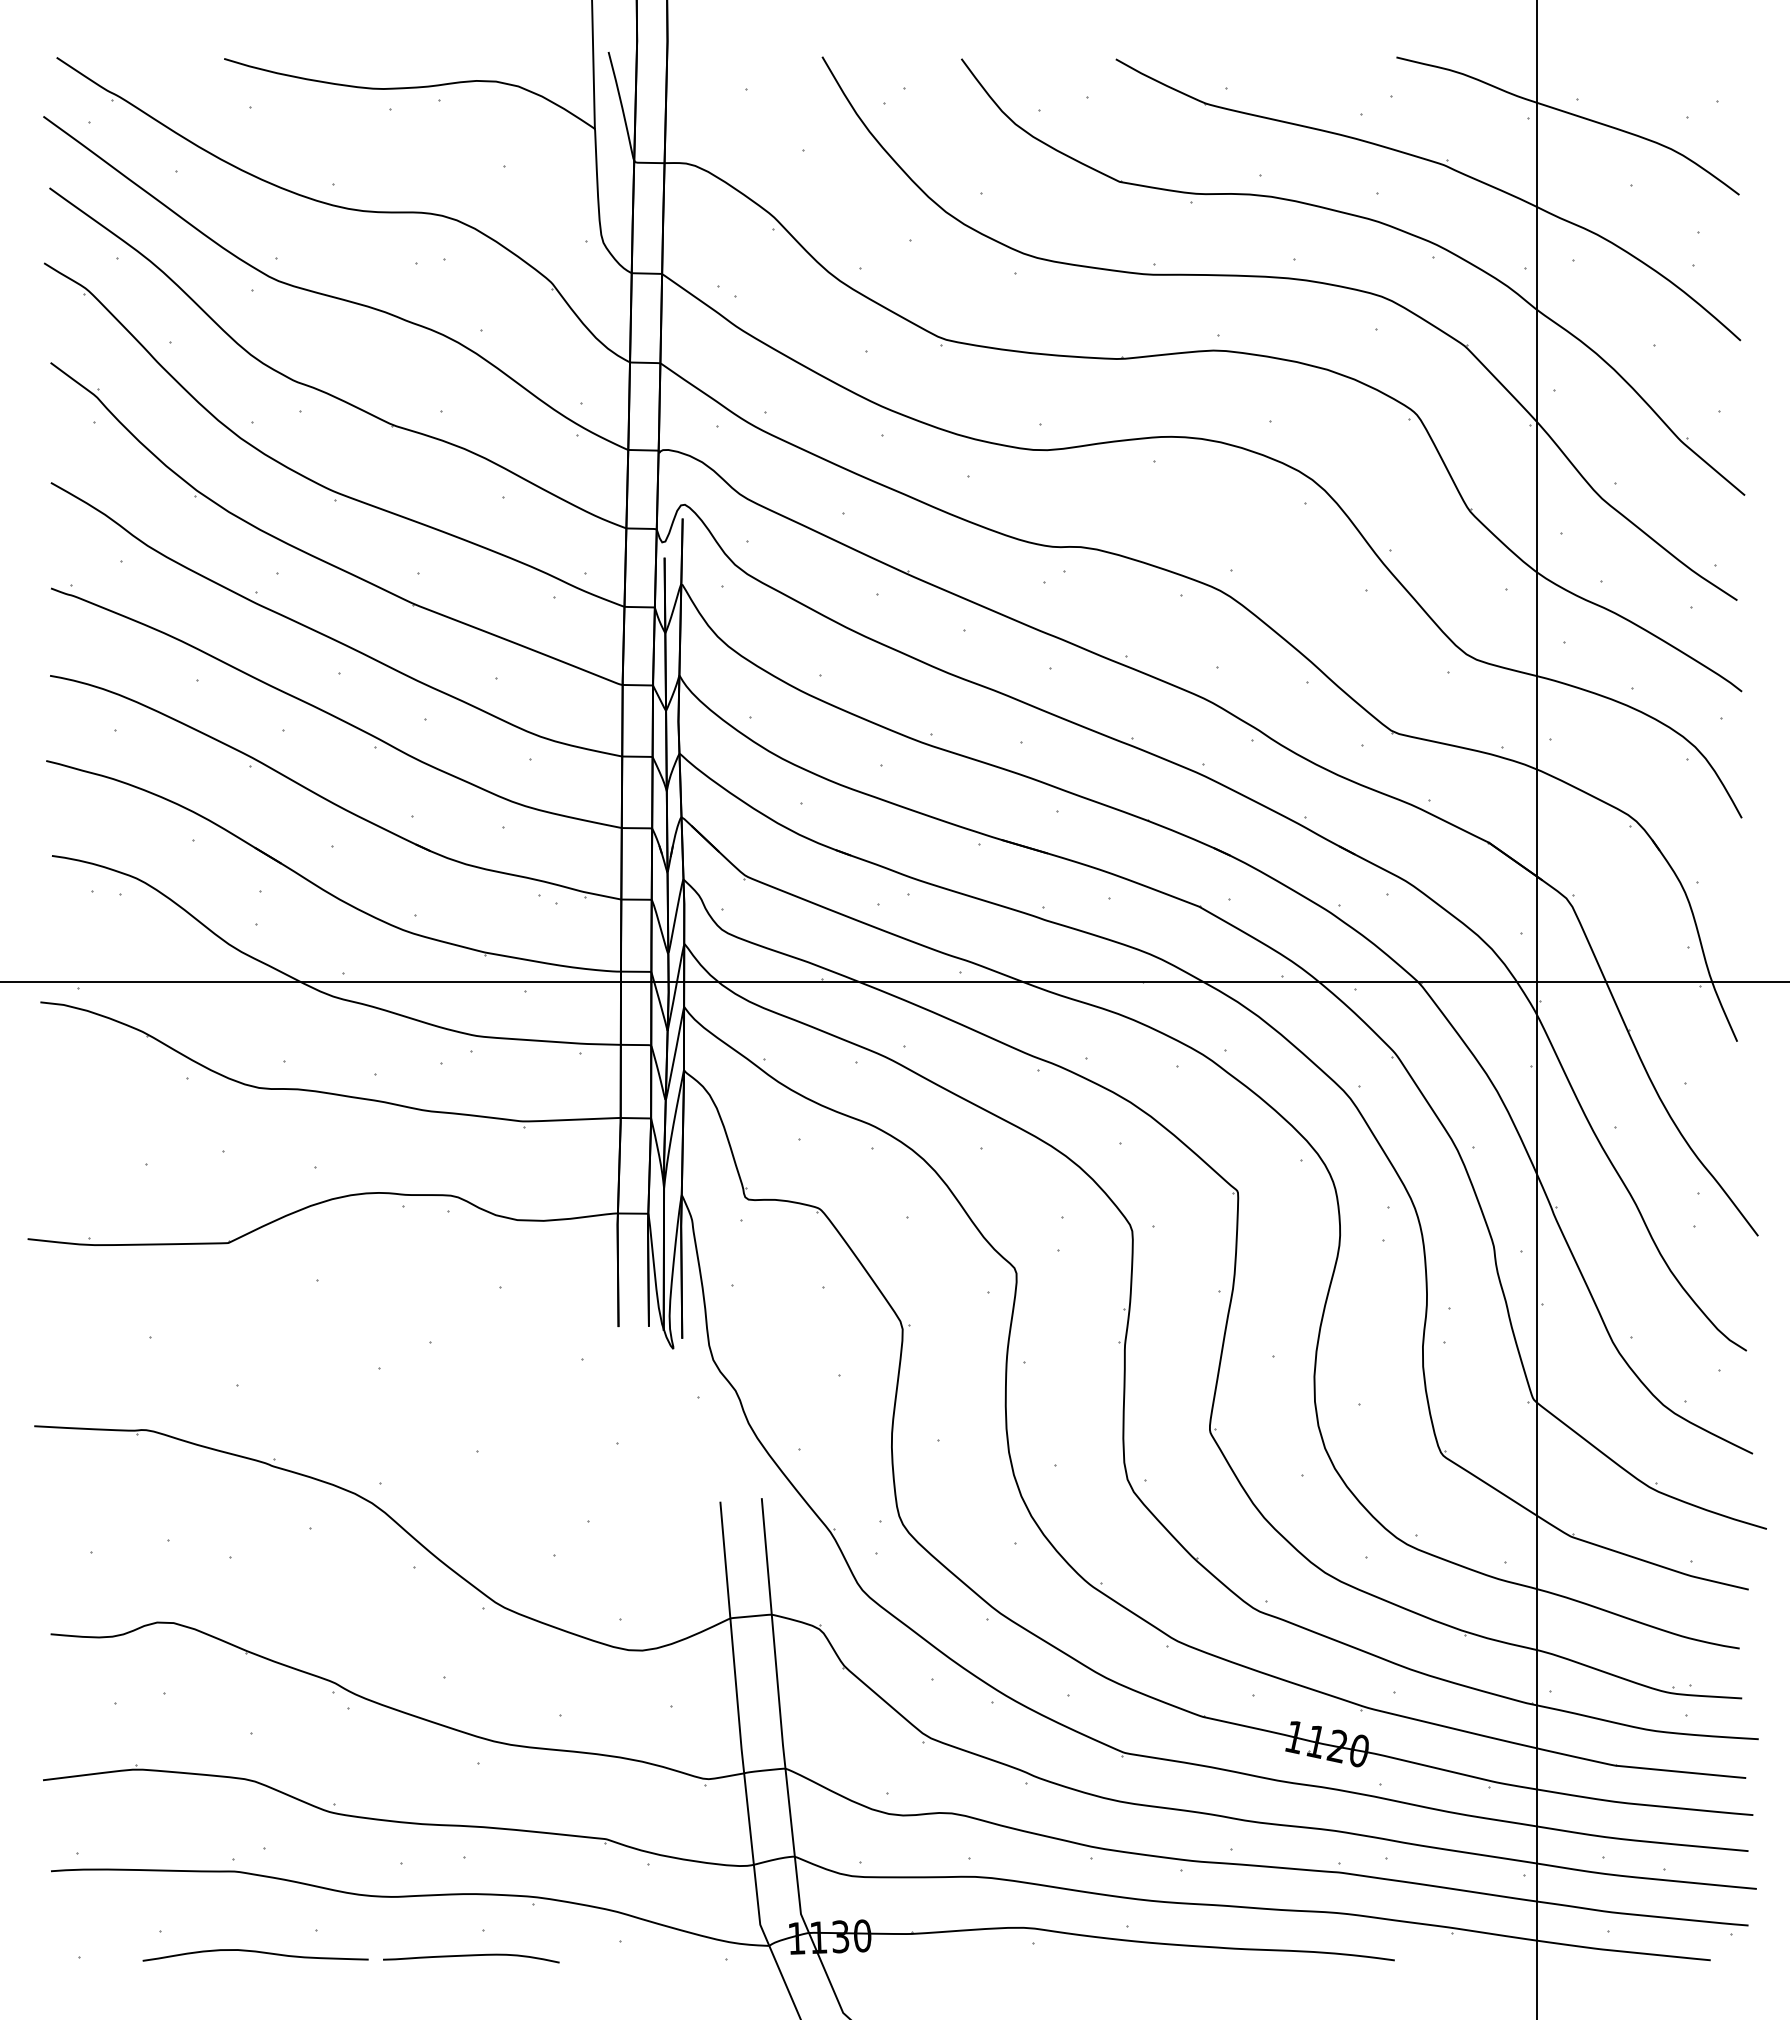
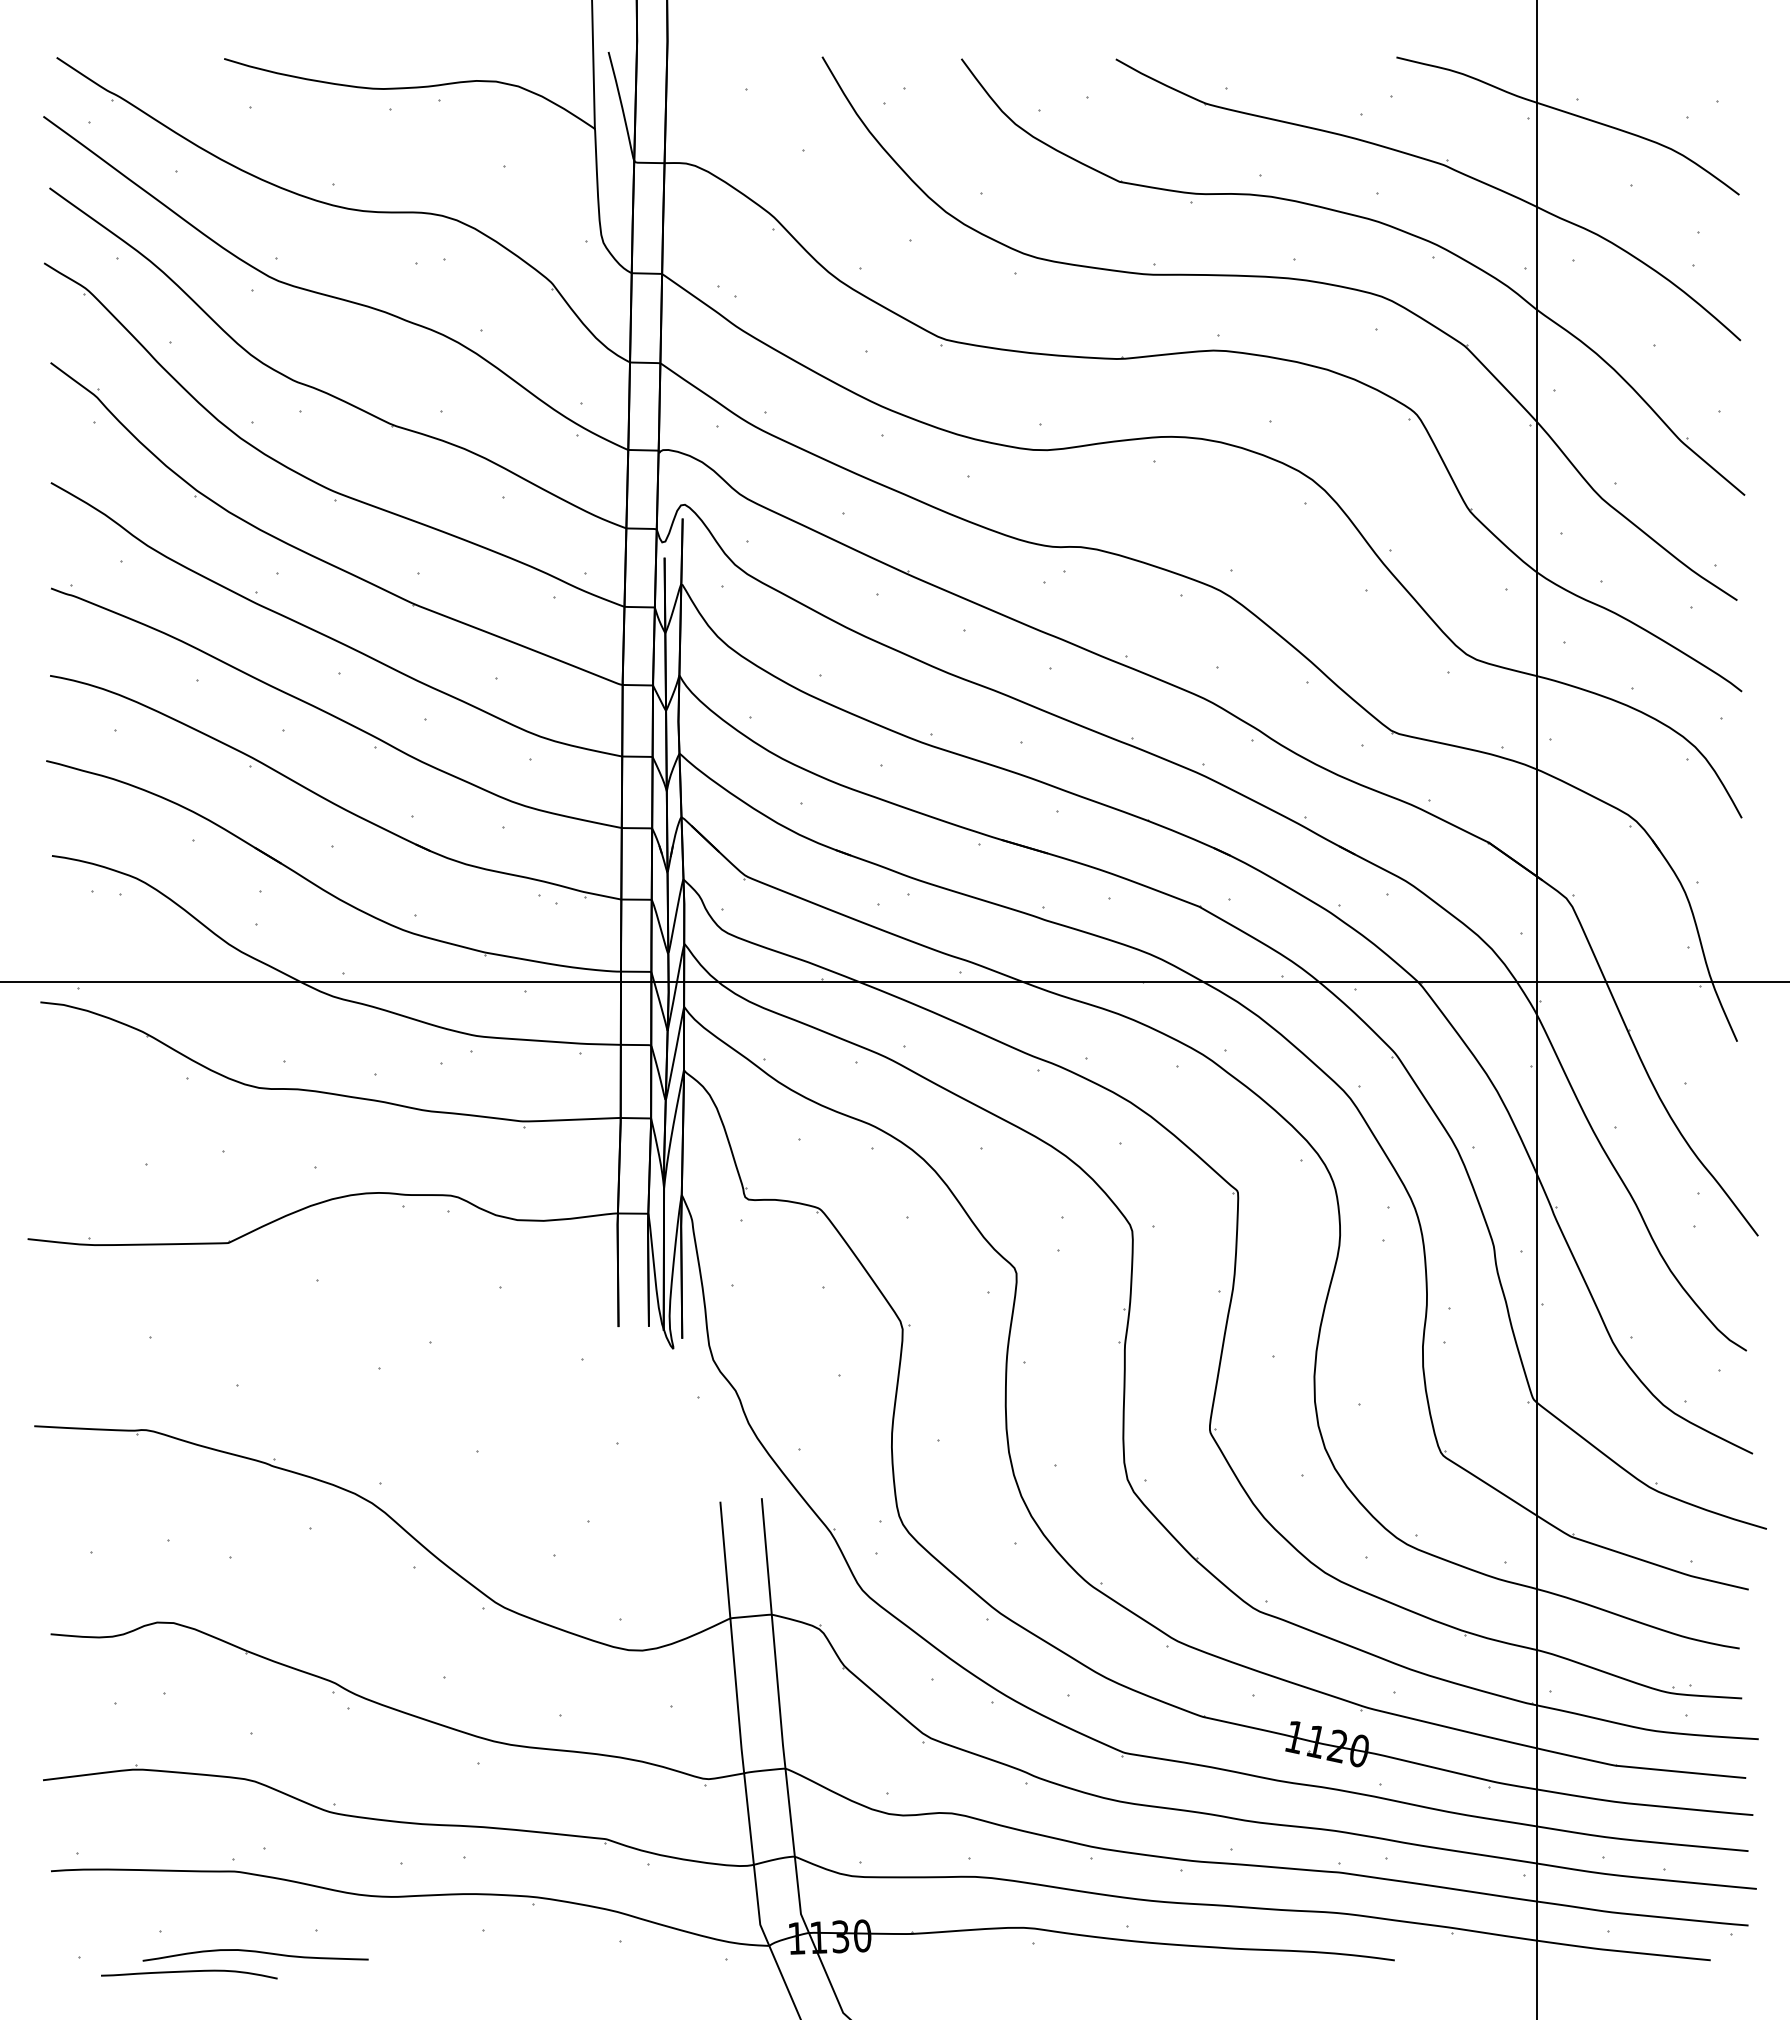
curve position: (471, 1956) -> (189, 1972) (189, 1972)
